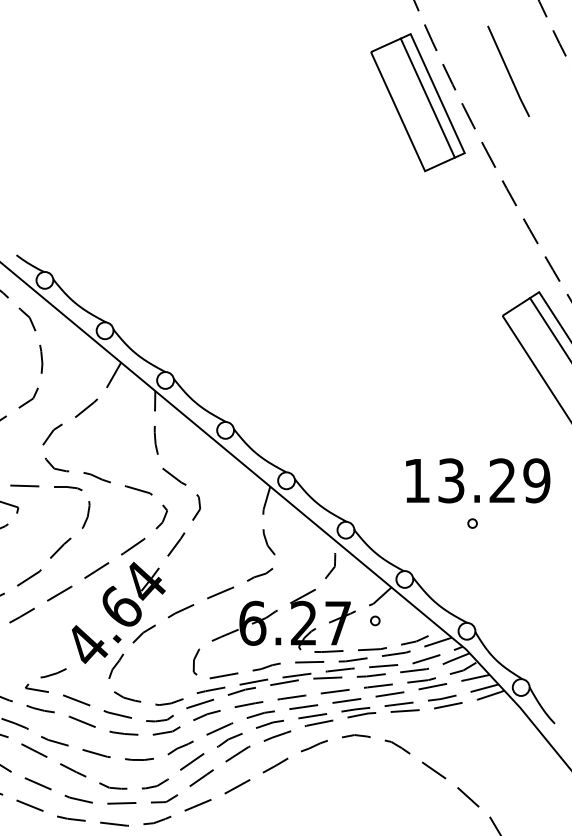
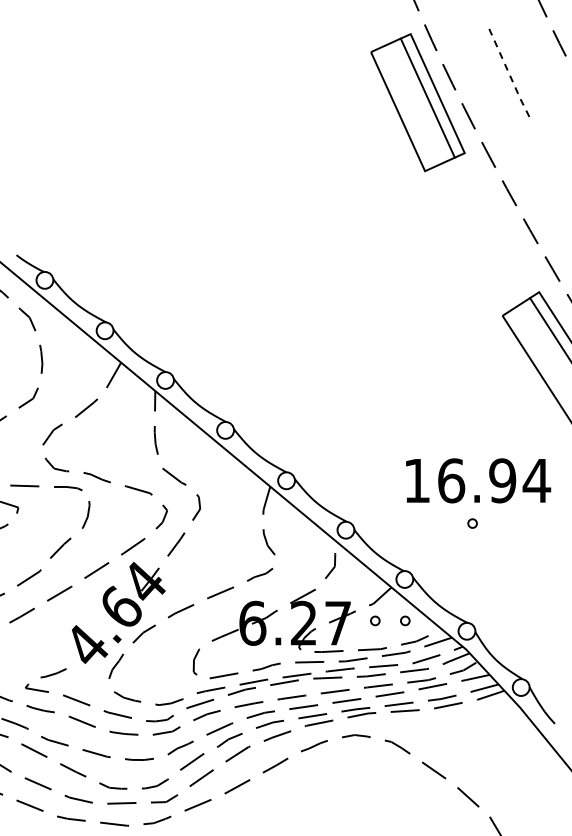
line: solid -> dashed (508, 72)
text: 13.29 -> 16.94 (494, 480)
part: none -> present (405, 620)
